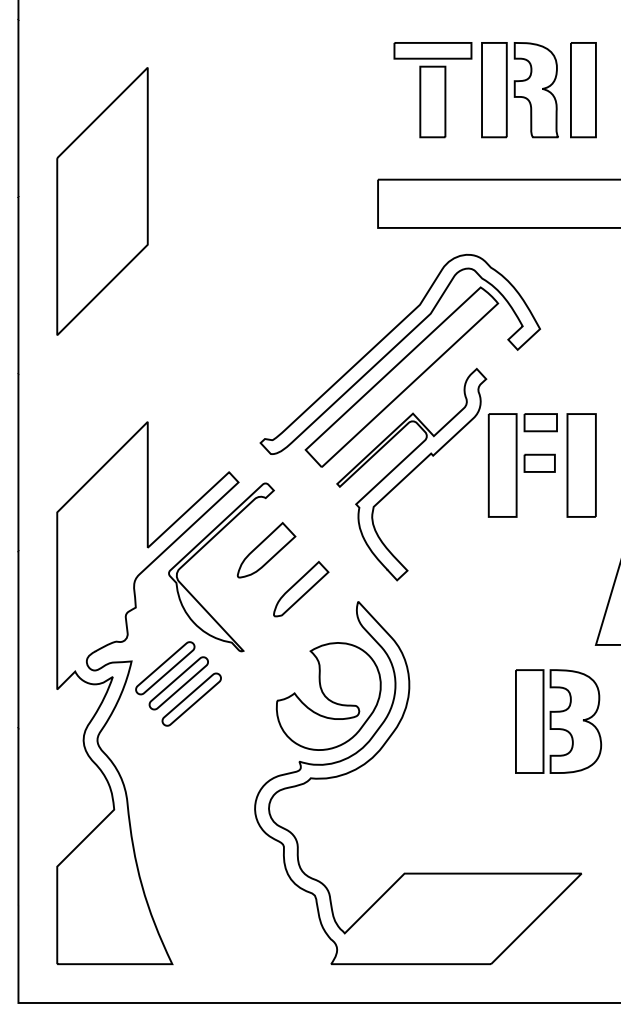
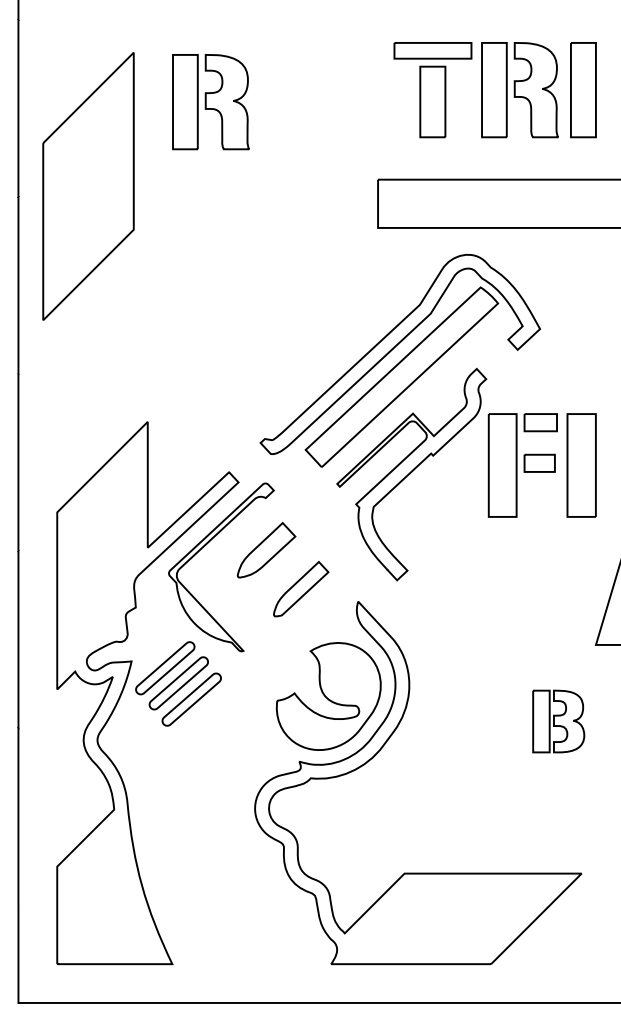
part: none -> present (210, 102)
part position: (102, 201) -> (88, 186) (88, 186)
part size: 88x105 px -> 54x65 px (558, 721)
